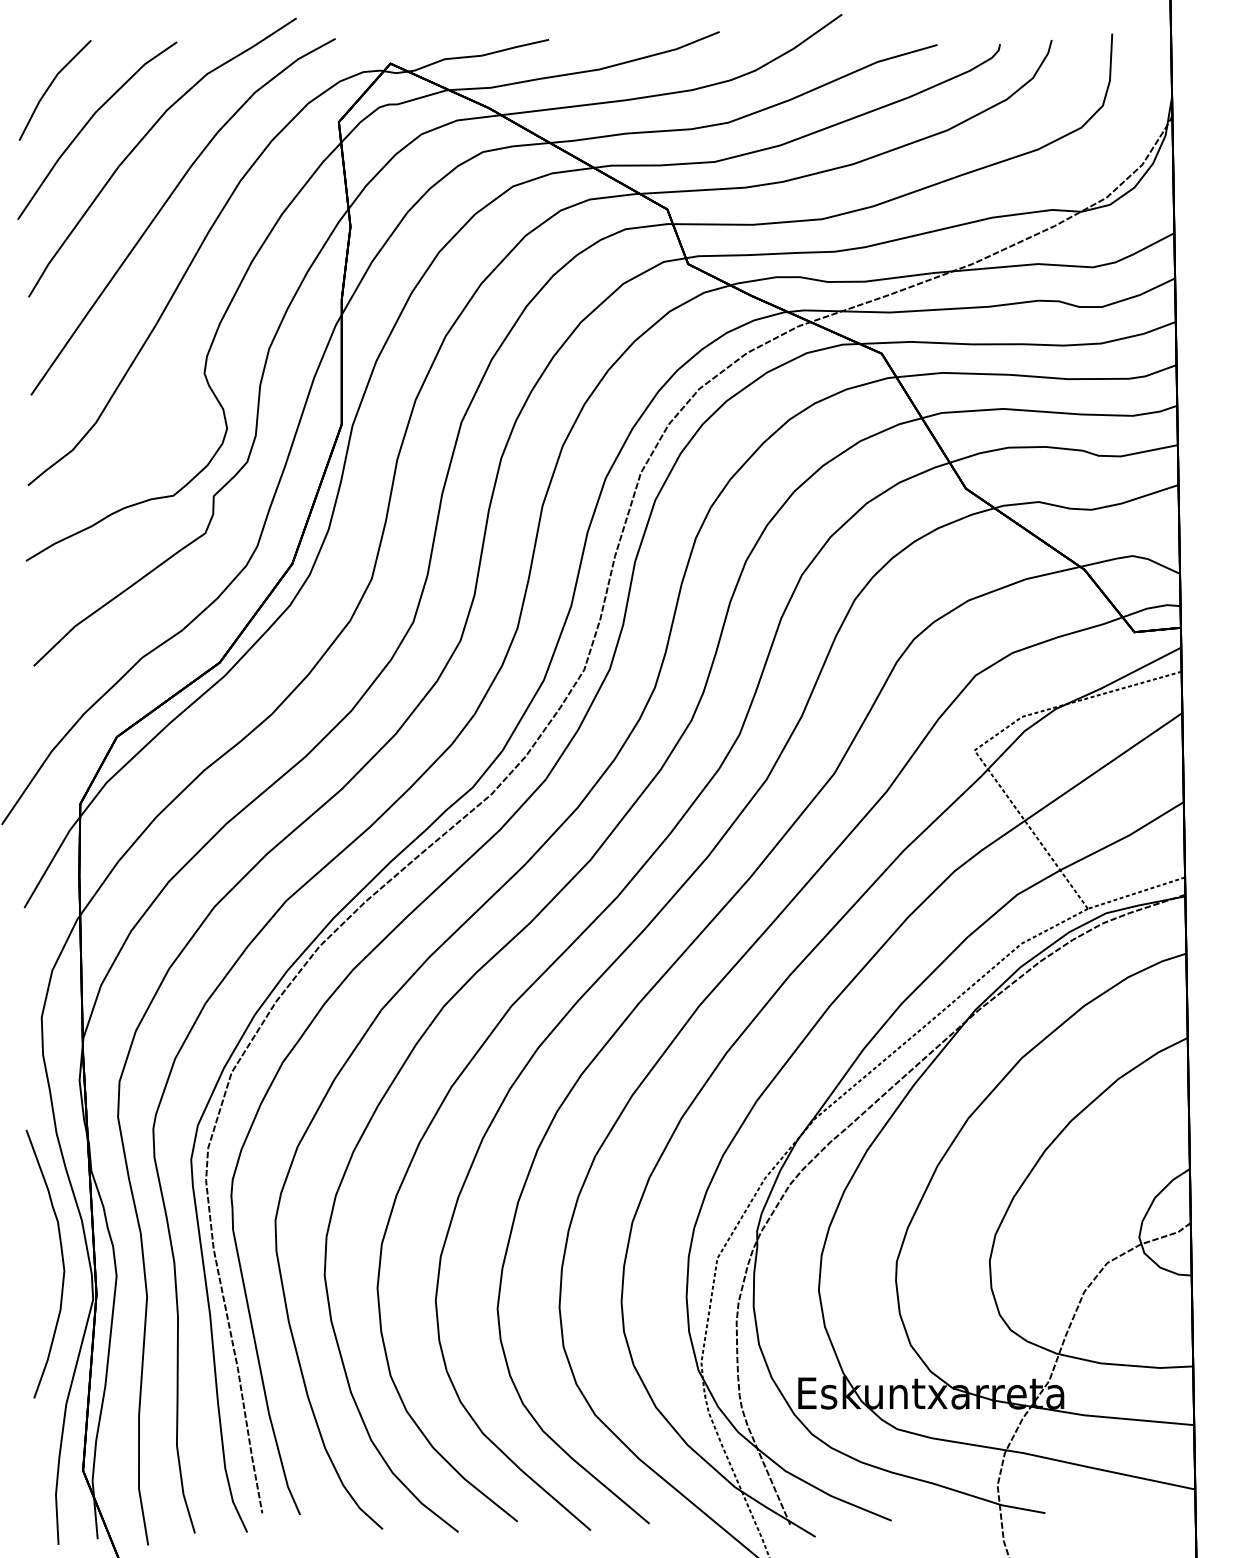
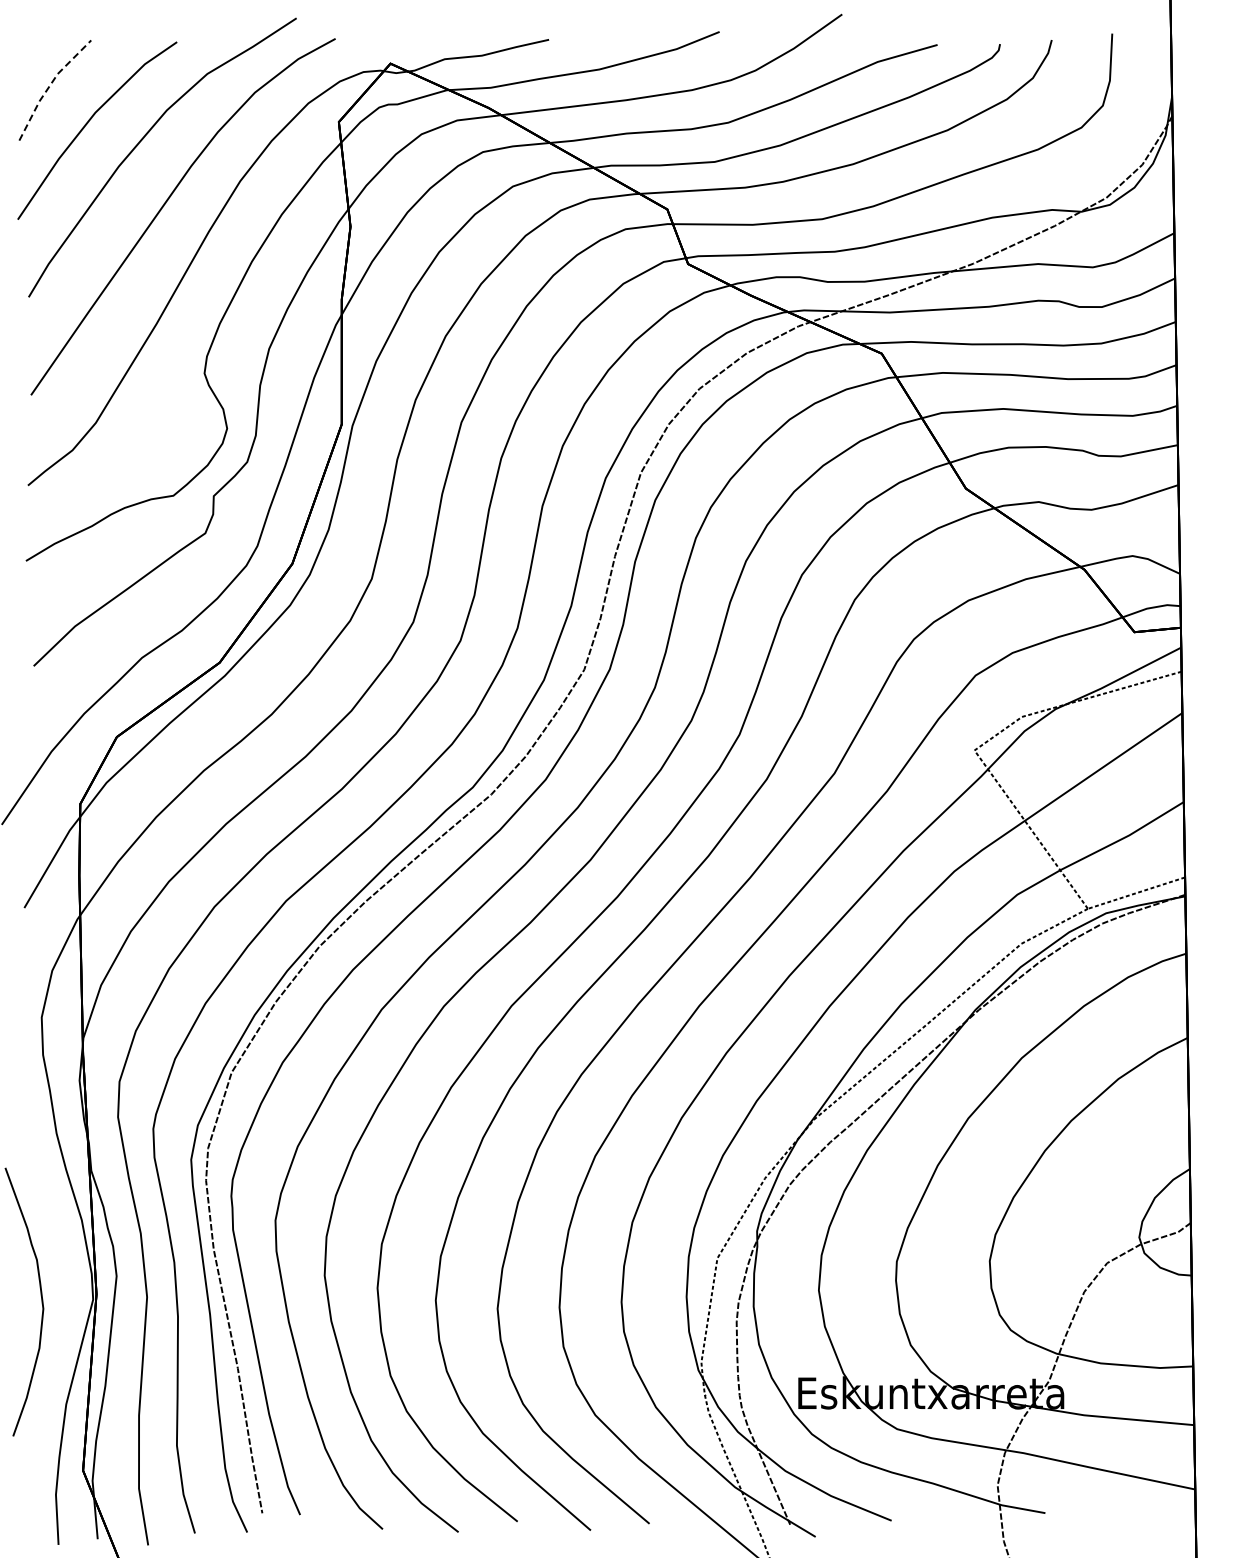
line: solid -> dashed (49, 86)
curve position: (62, 1263) -> (41, 1301) (41, 1301)
